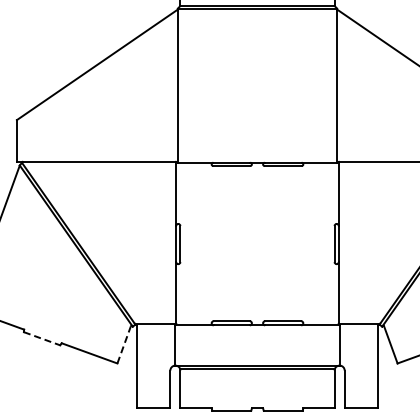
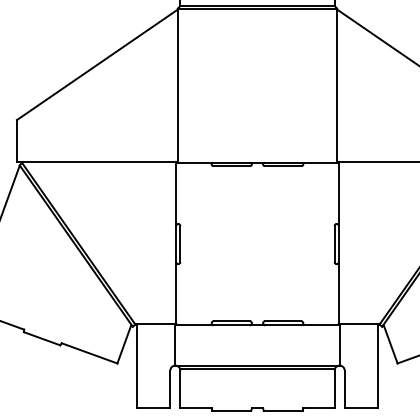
line: dashed -> solid (42, 338)
line: dashed -> solid (124, 344)
